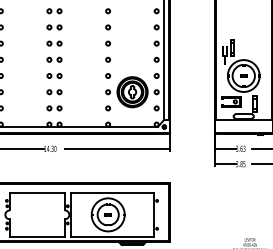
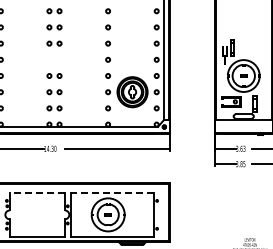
part: present -> none (54, 59)
line: solid -> dashed (36, 192)
line: solid -> dashed (112, 192)
